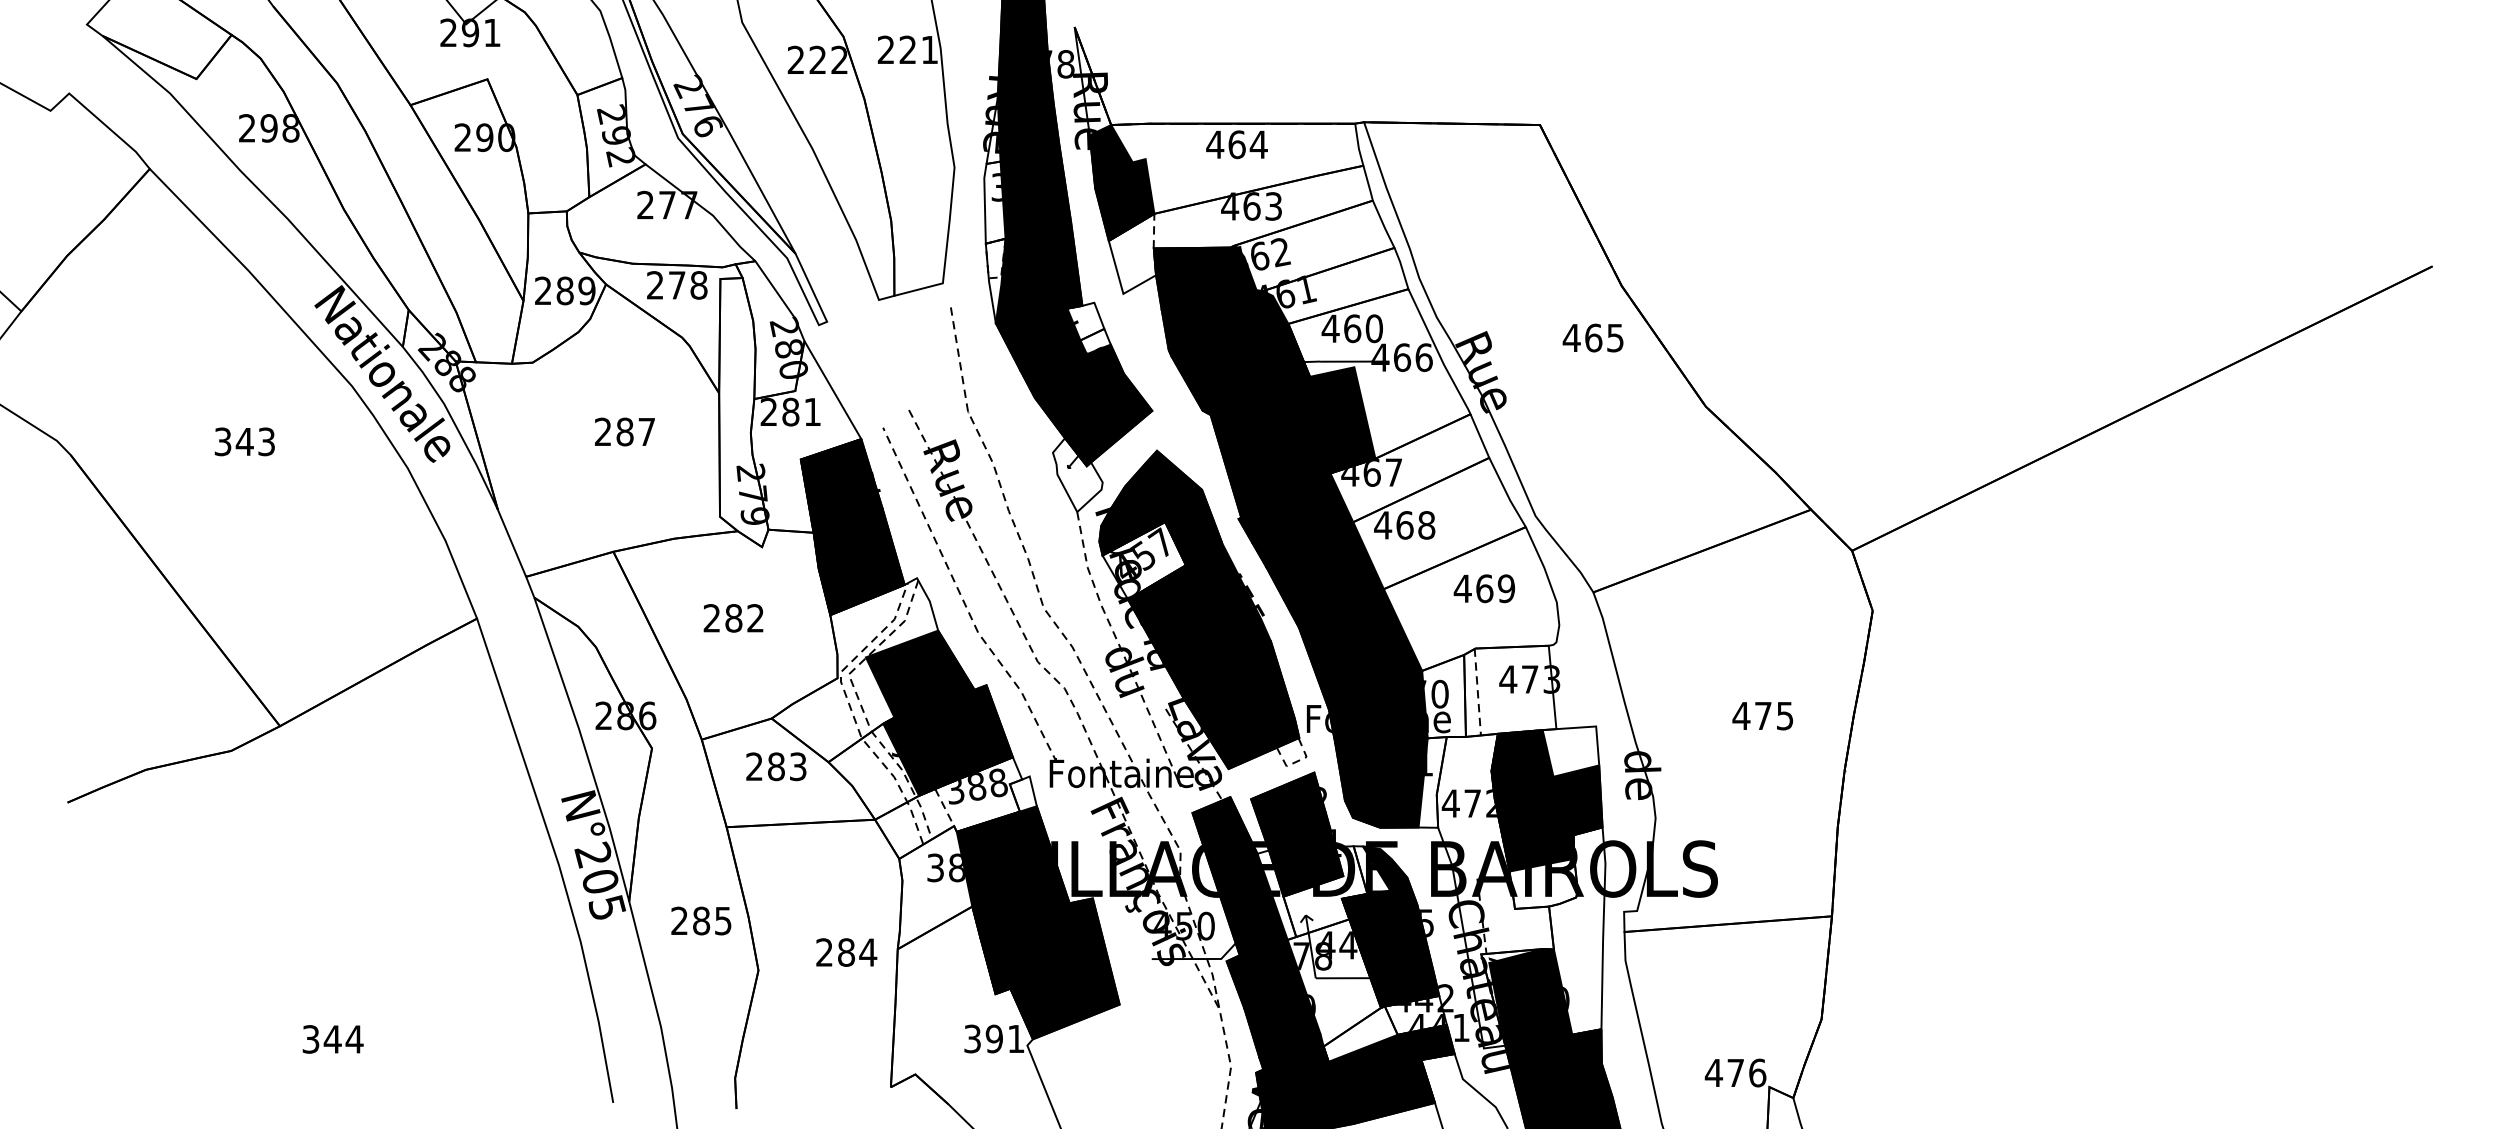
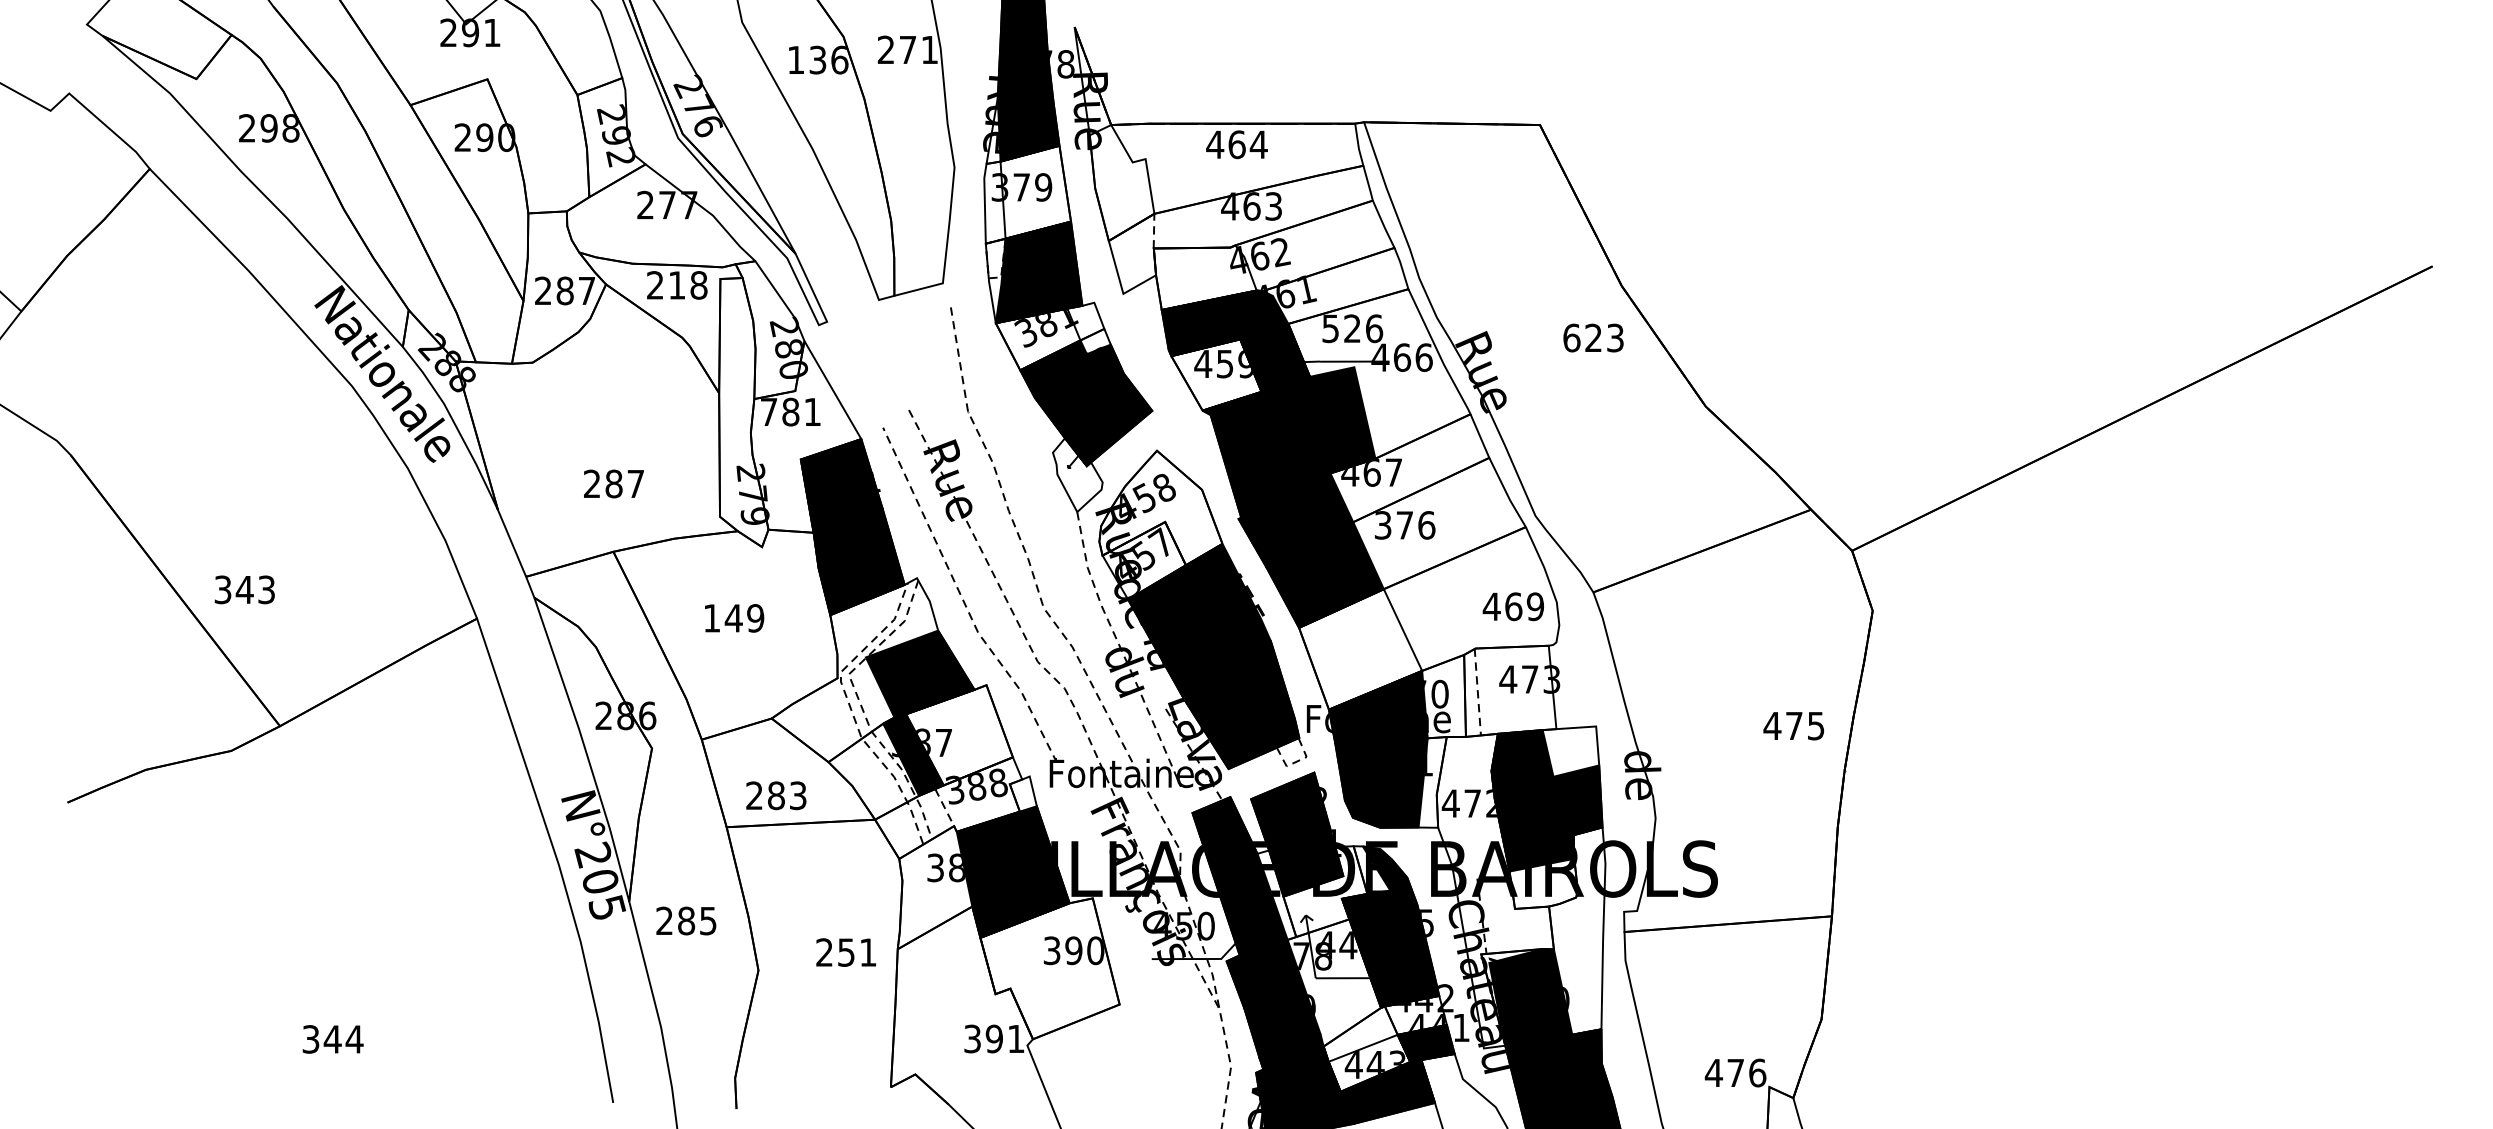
text: 221 -> 271 (907, 49)
text: 222 -> 136 (817, 59)
fill: present -> none (1121, 182)
fill: present -> none (1035, 191)
fill: present -> none (1204, 277)
text: 278 -> 218 (677, 285)
text: 289 -> 287 (586, 290)
text: 460 -> 526 (1352, 328)
text: 465 -> 623 (1592, 337)
fill: present -> none (1037, 339)
fill: present -> none (1216, 374)
text: 281 -> 781 (768, 411)
text position: (624, 431) -> (613, 483) (613, 483)
text position: (244, 441) -> (244, 589) (244, 589)
fill: present -> none (1160, 507)
text: 468 -> 376 (1404, 525)
text position: (1483, 588) -> (1512, 606) (1512, 606)
text: 282 -> 149 (733, 618)
fill: present -> none (1360, 649)
text position: (1762, 716) -> (1793, 726) (1793, 726)
fill: present -> none (959, 735)
text position: (776, 766) -> (776, 795) (776, 795)
text position: (701, 920) -> (686, 920) (686, 920)
text: 284 -> 251 (857, 952)
fill: present -> none (1049, 968)
fill: present -> none (1369, 1062)
